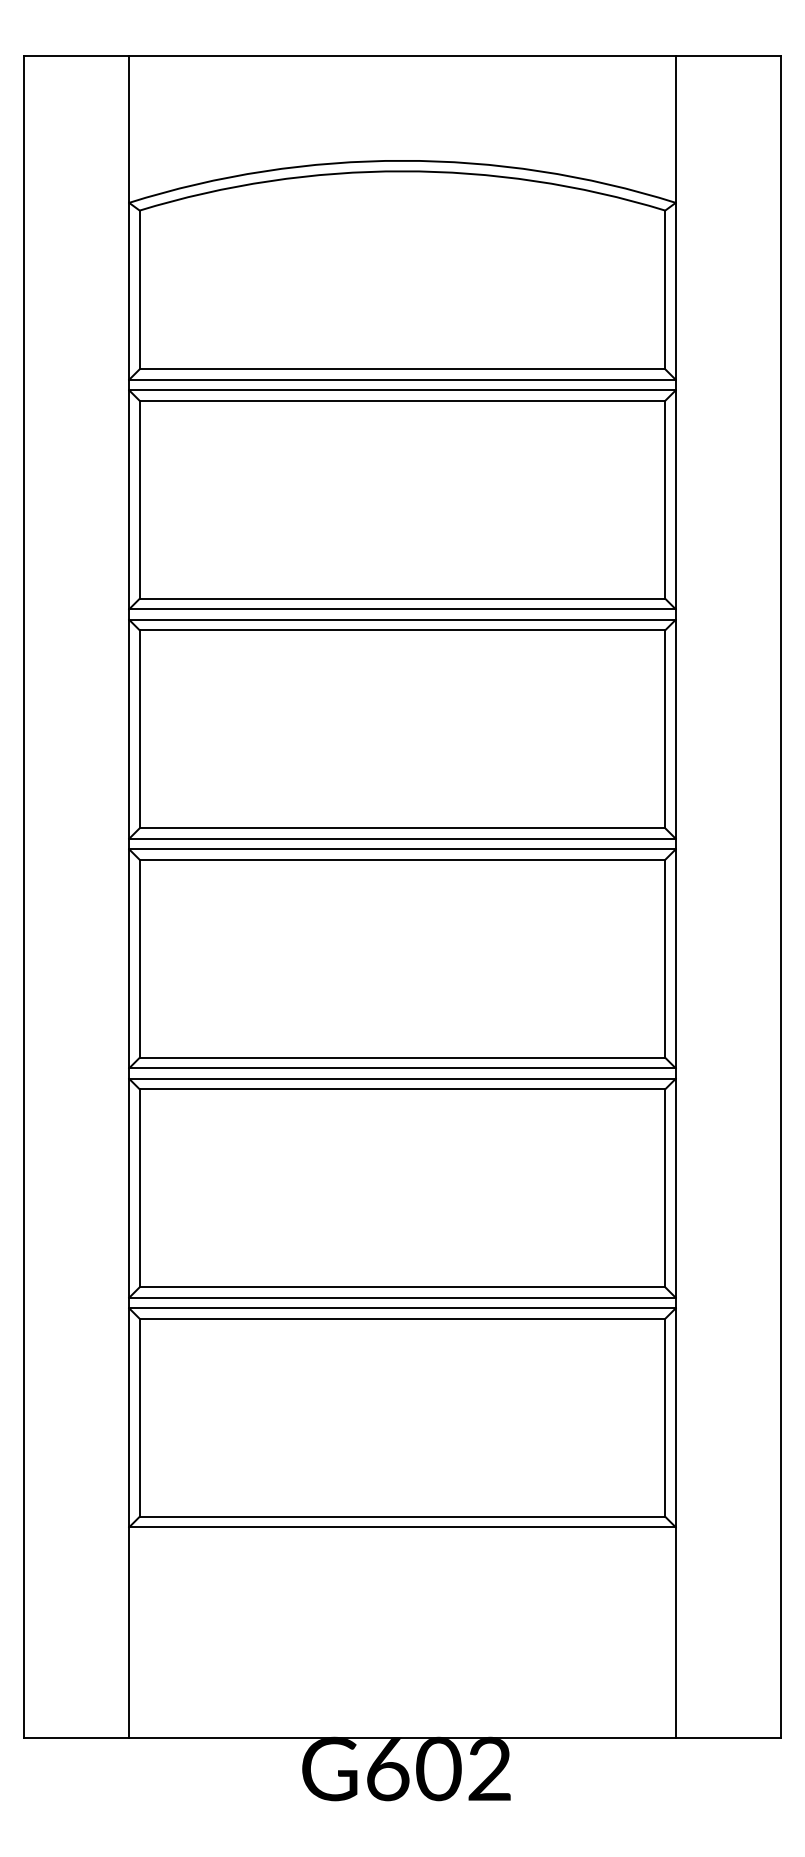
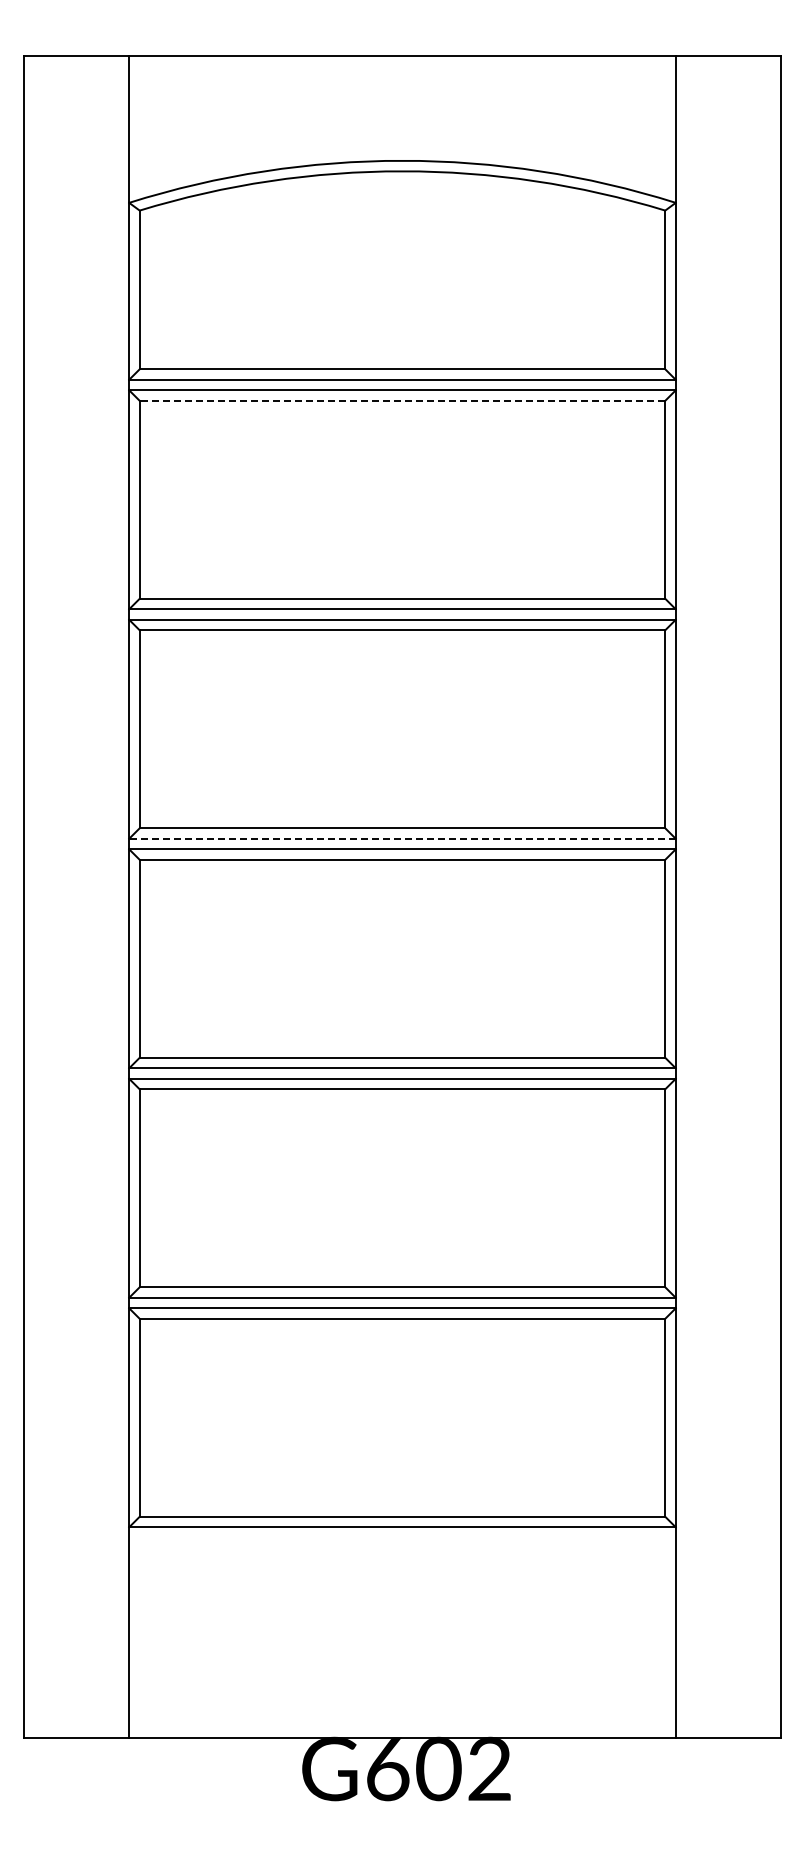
line: solid -> dashed (402, 400)
line: solid -> dashed (401, 838)
